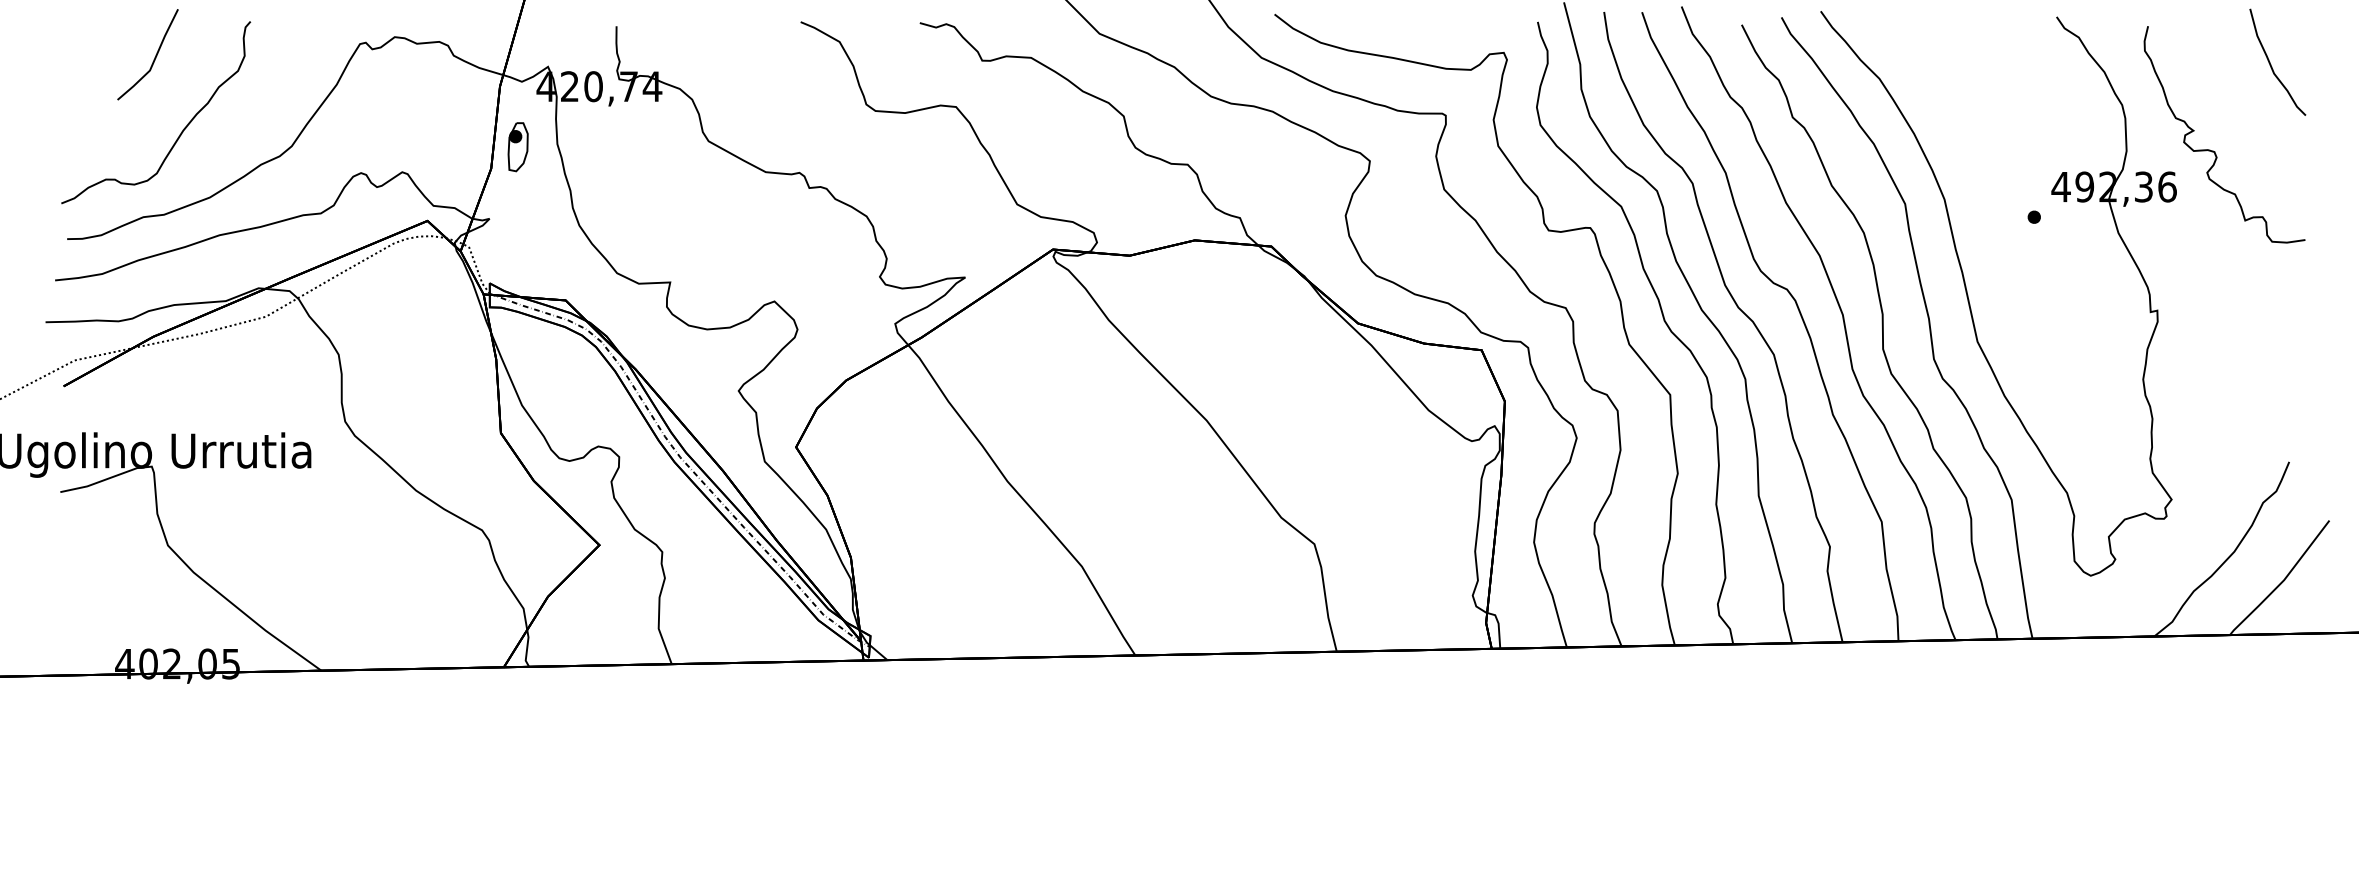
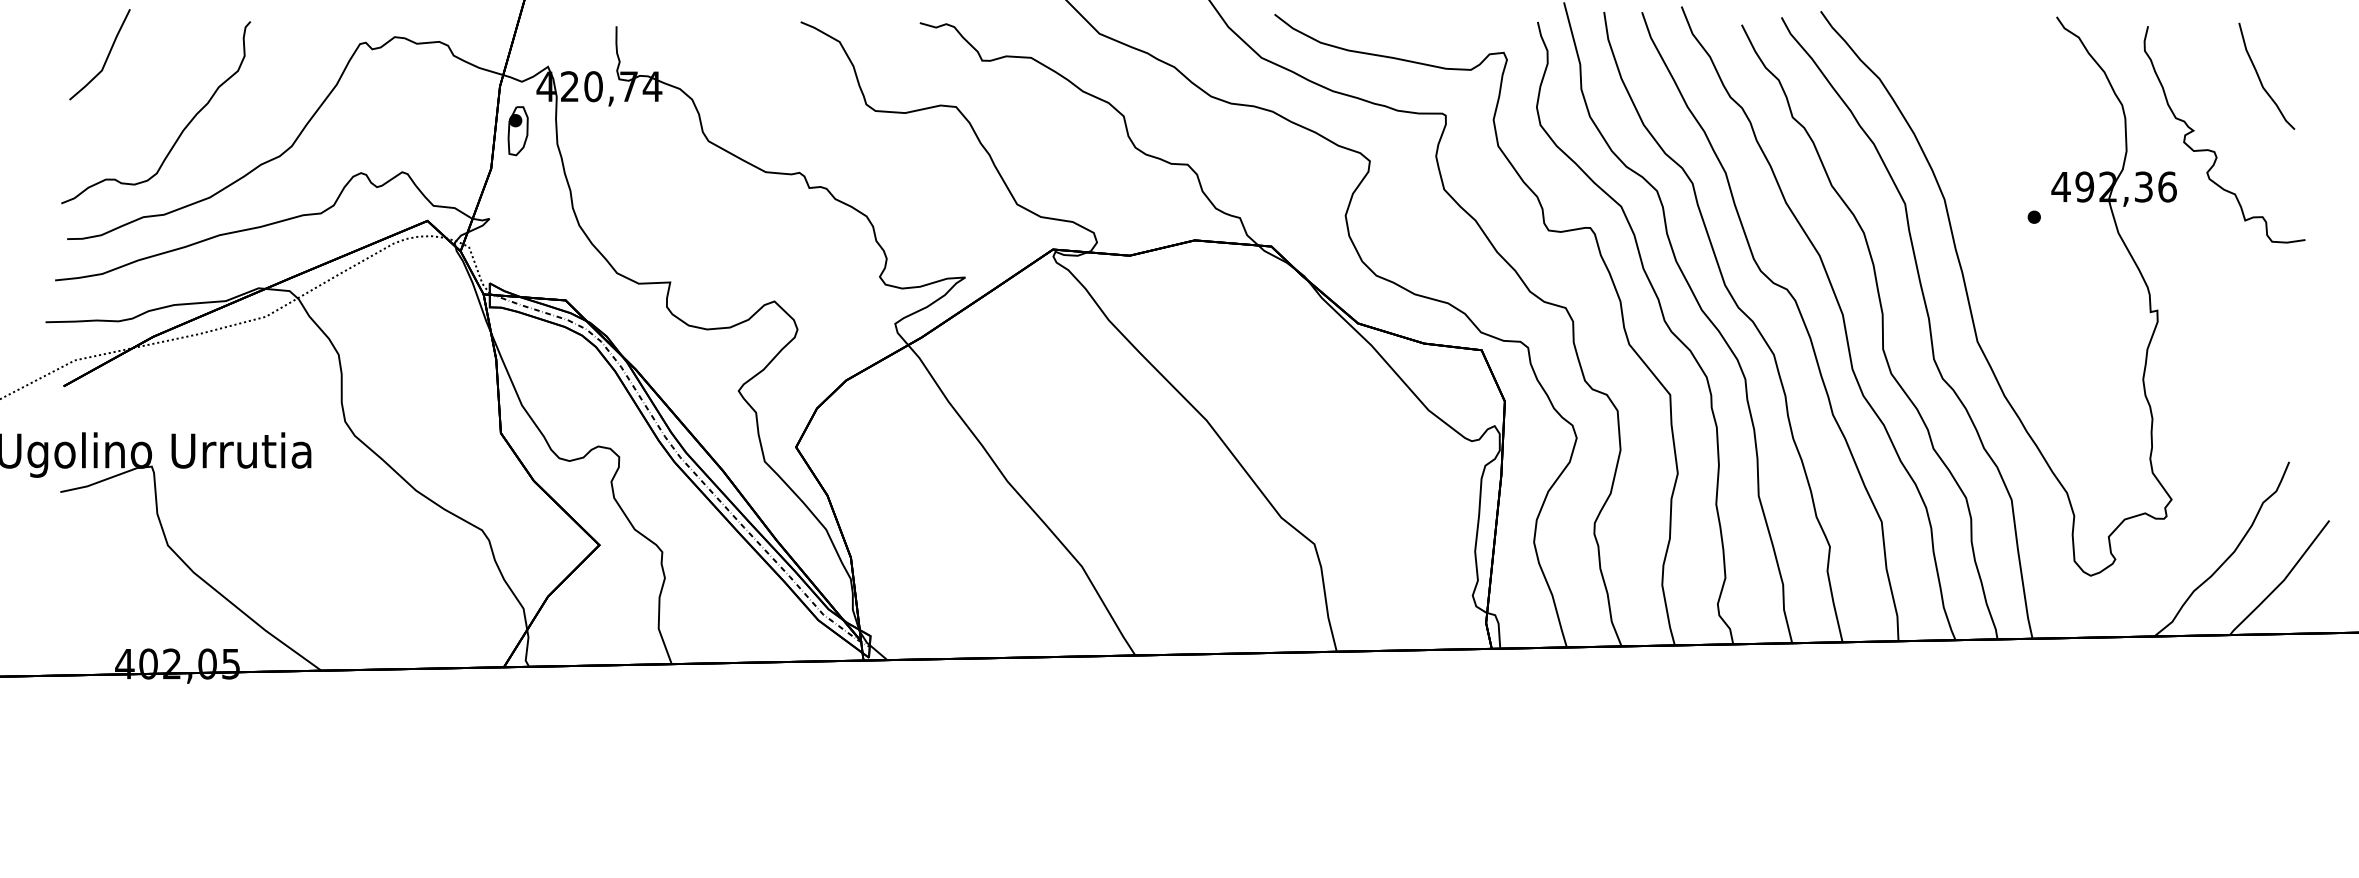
line position: (154, 57) -> (106, 57) (106, 57)
curve position: (2271, 64) -> (2260, 78) (2260, 78)
part position: (517, 147) -> (517, 131) (517, 131)
